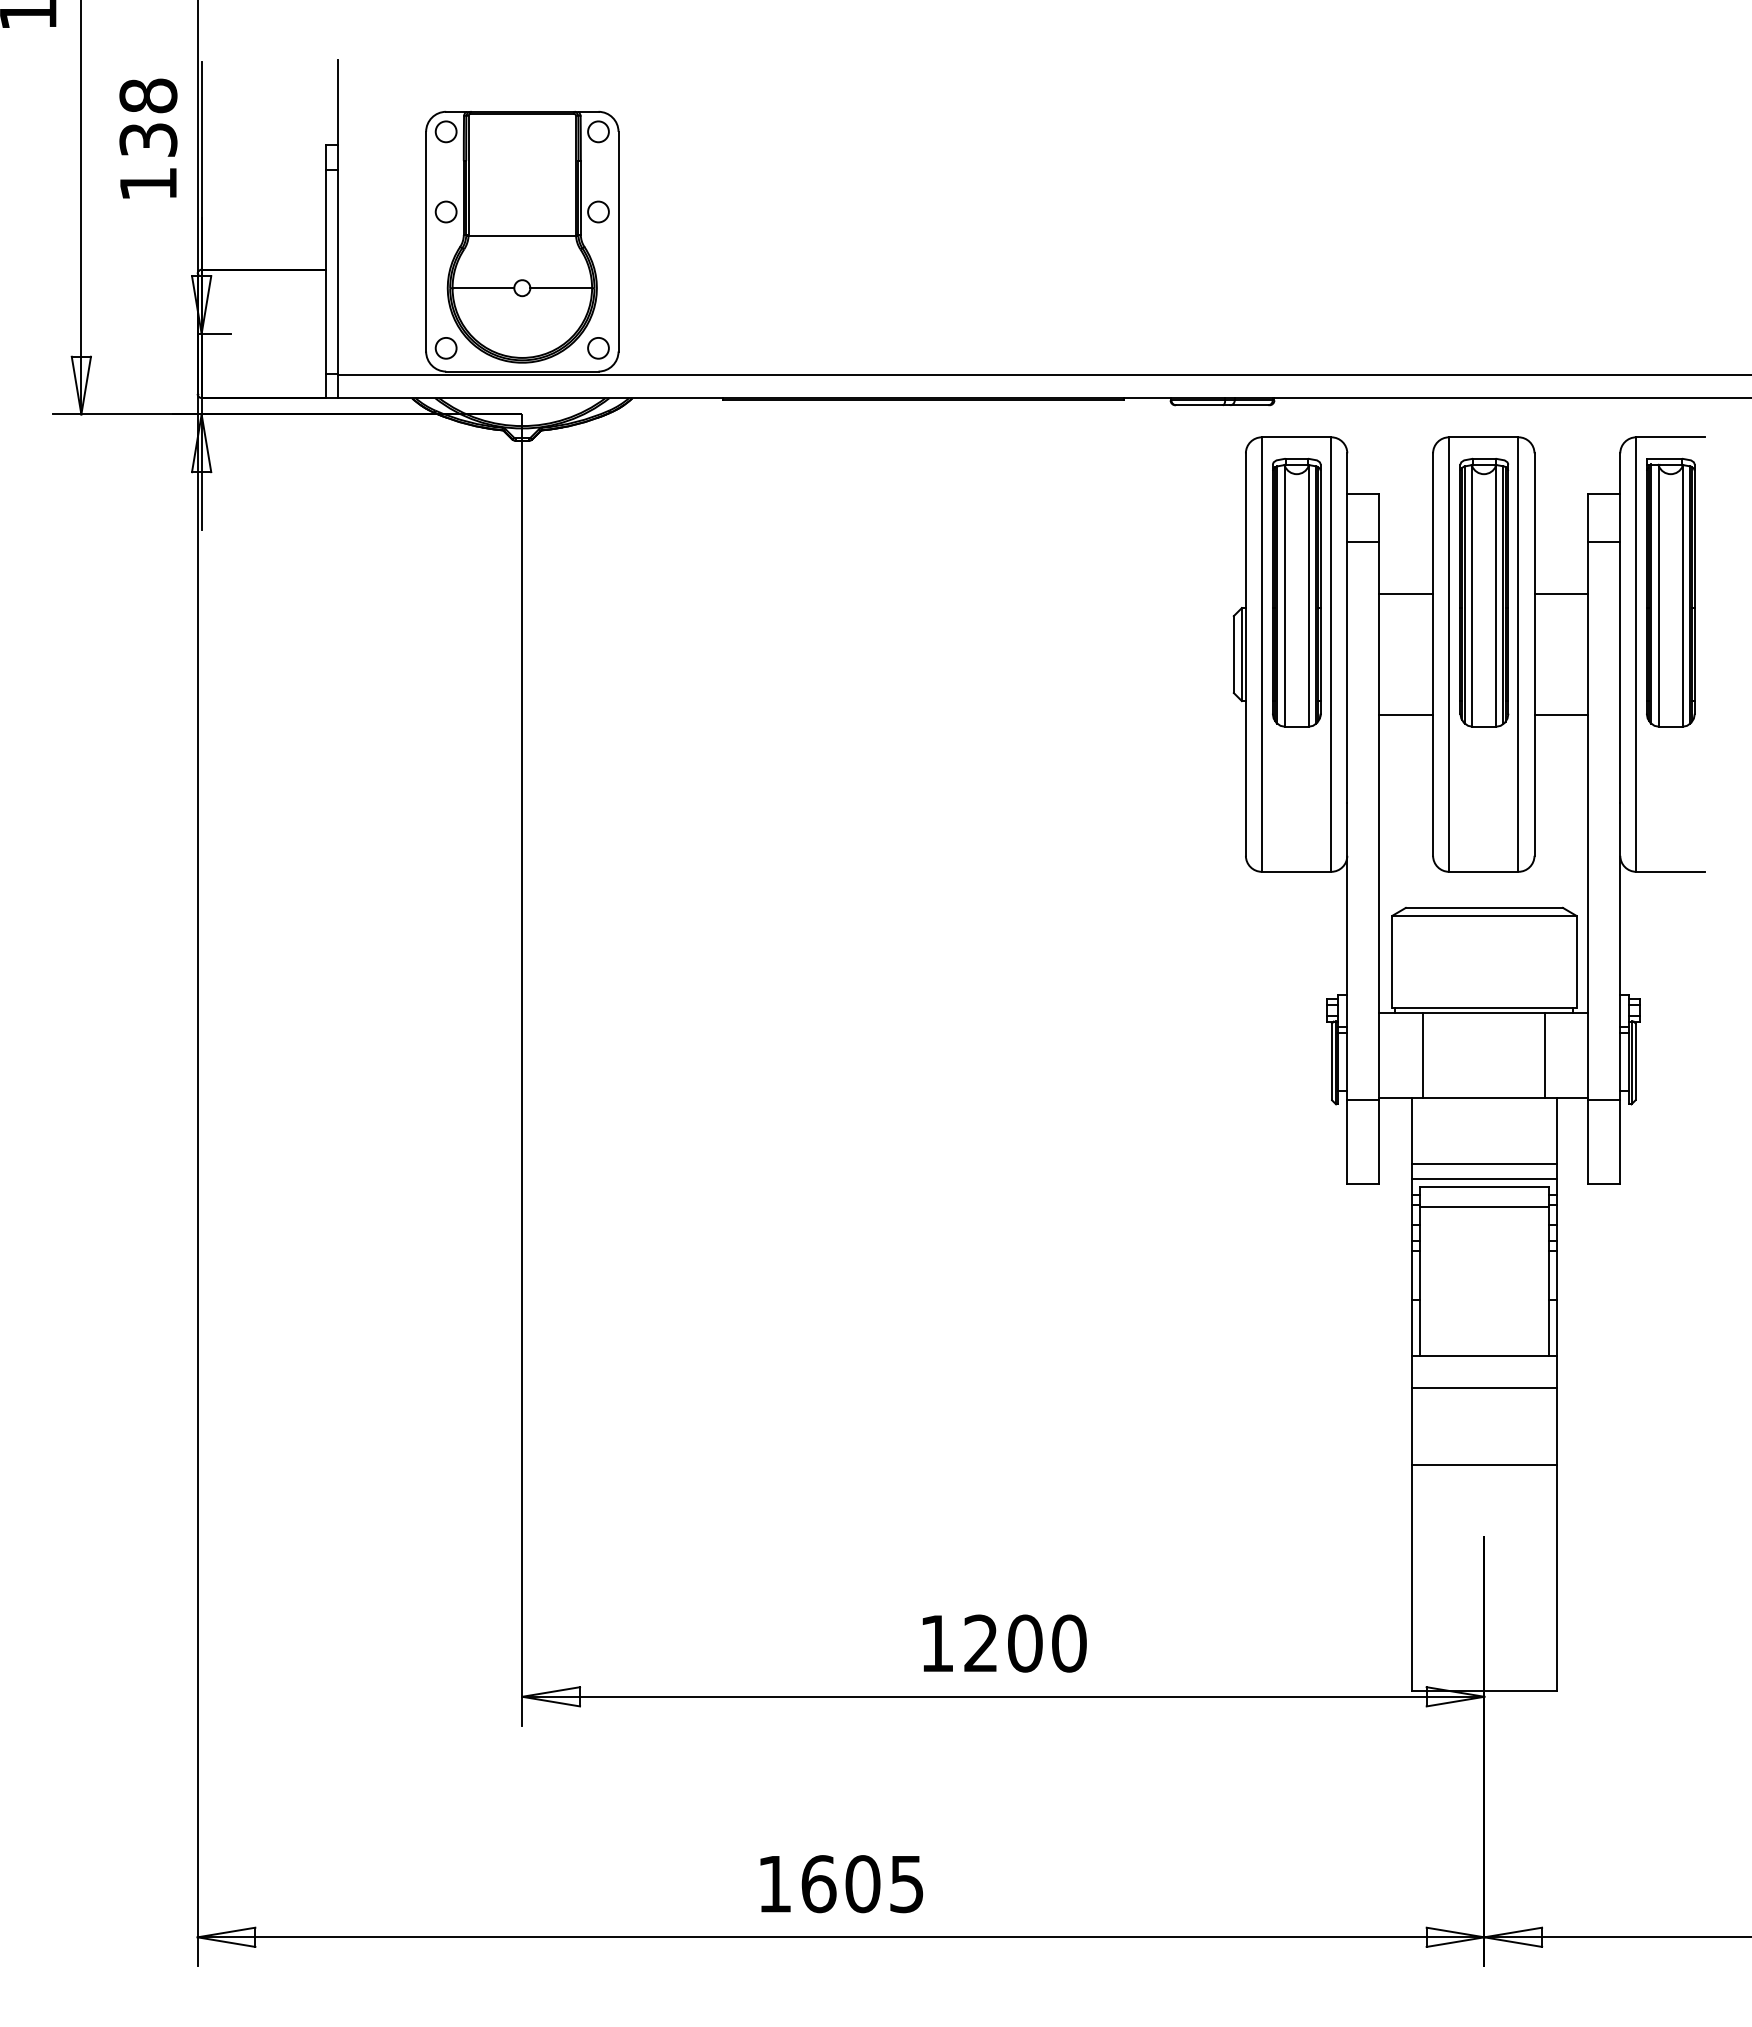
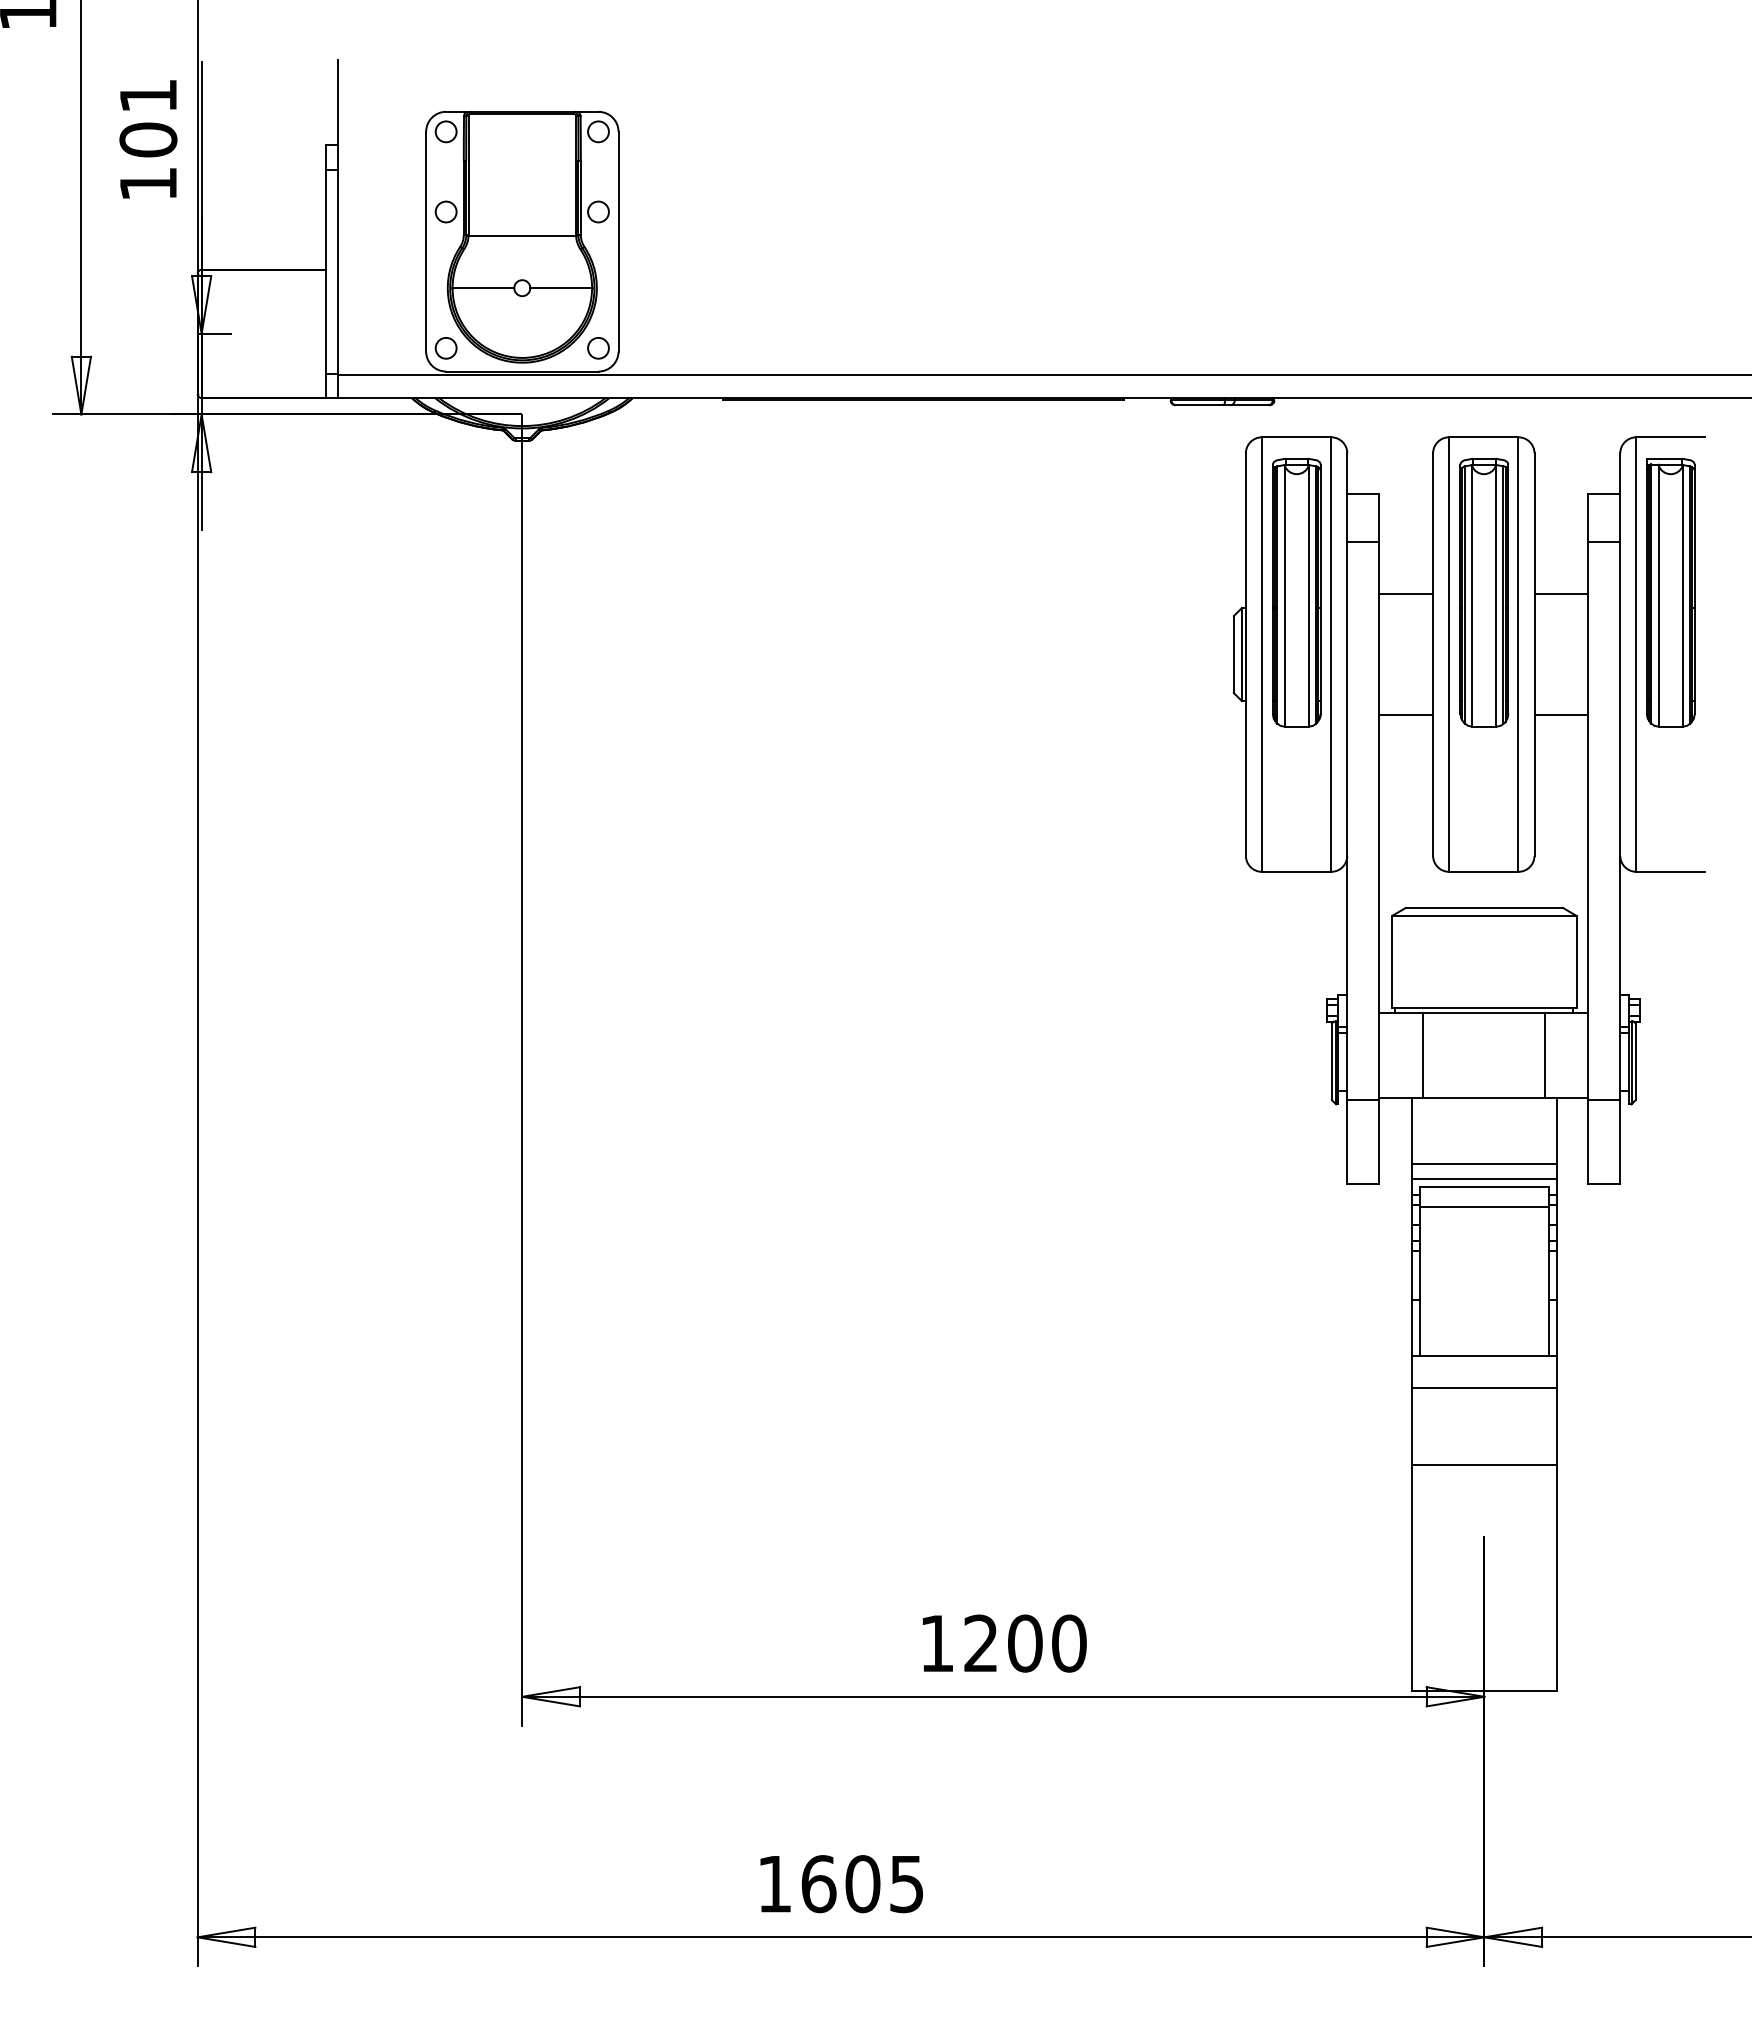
text: 138 -> 101 (148, 117)
